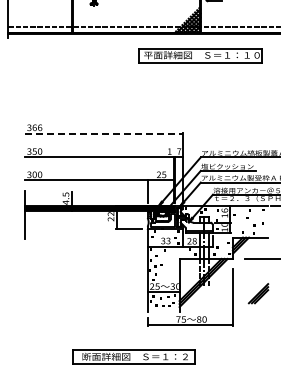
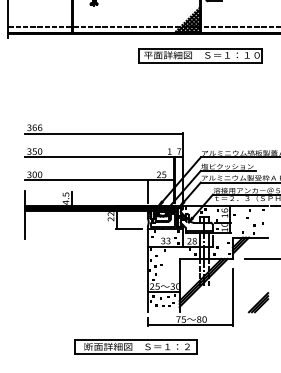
line: dashed -> solid (104, 133)
part position: (258, 293) -> (258, 302) (258, 302)
part position: (133, 356) -> (135, 346) (135, 346)
